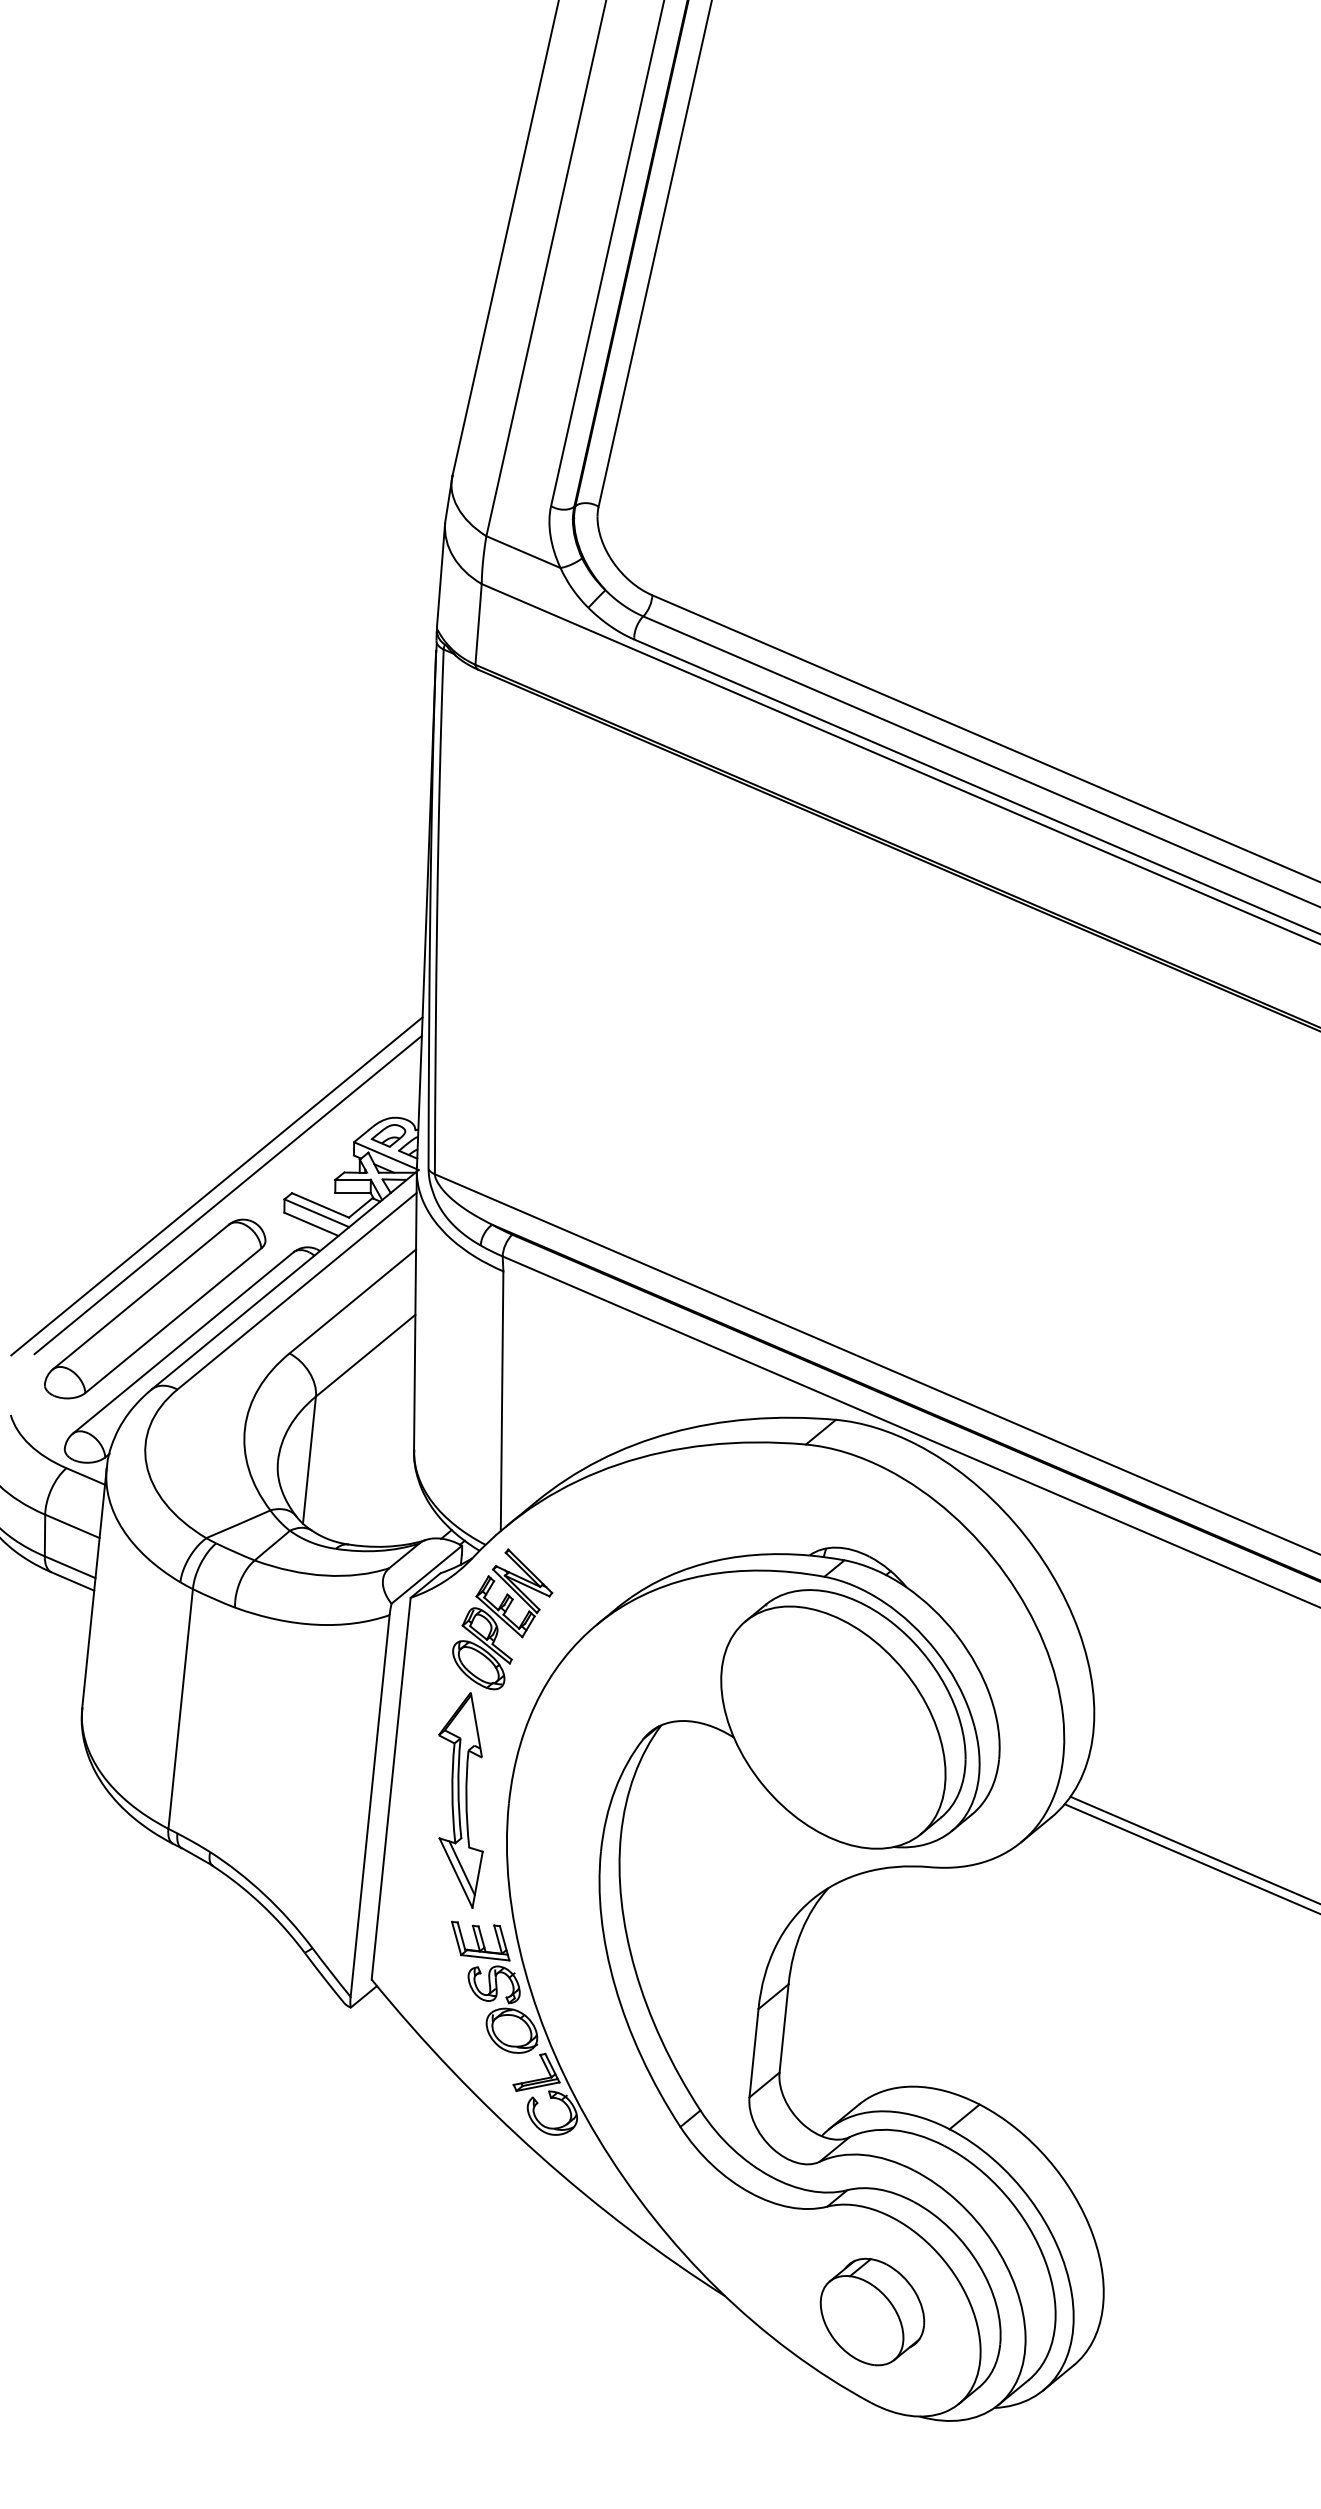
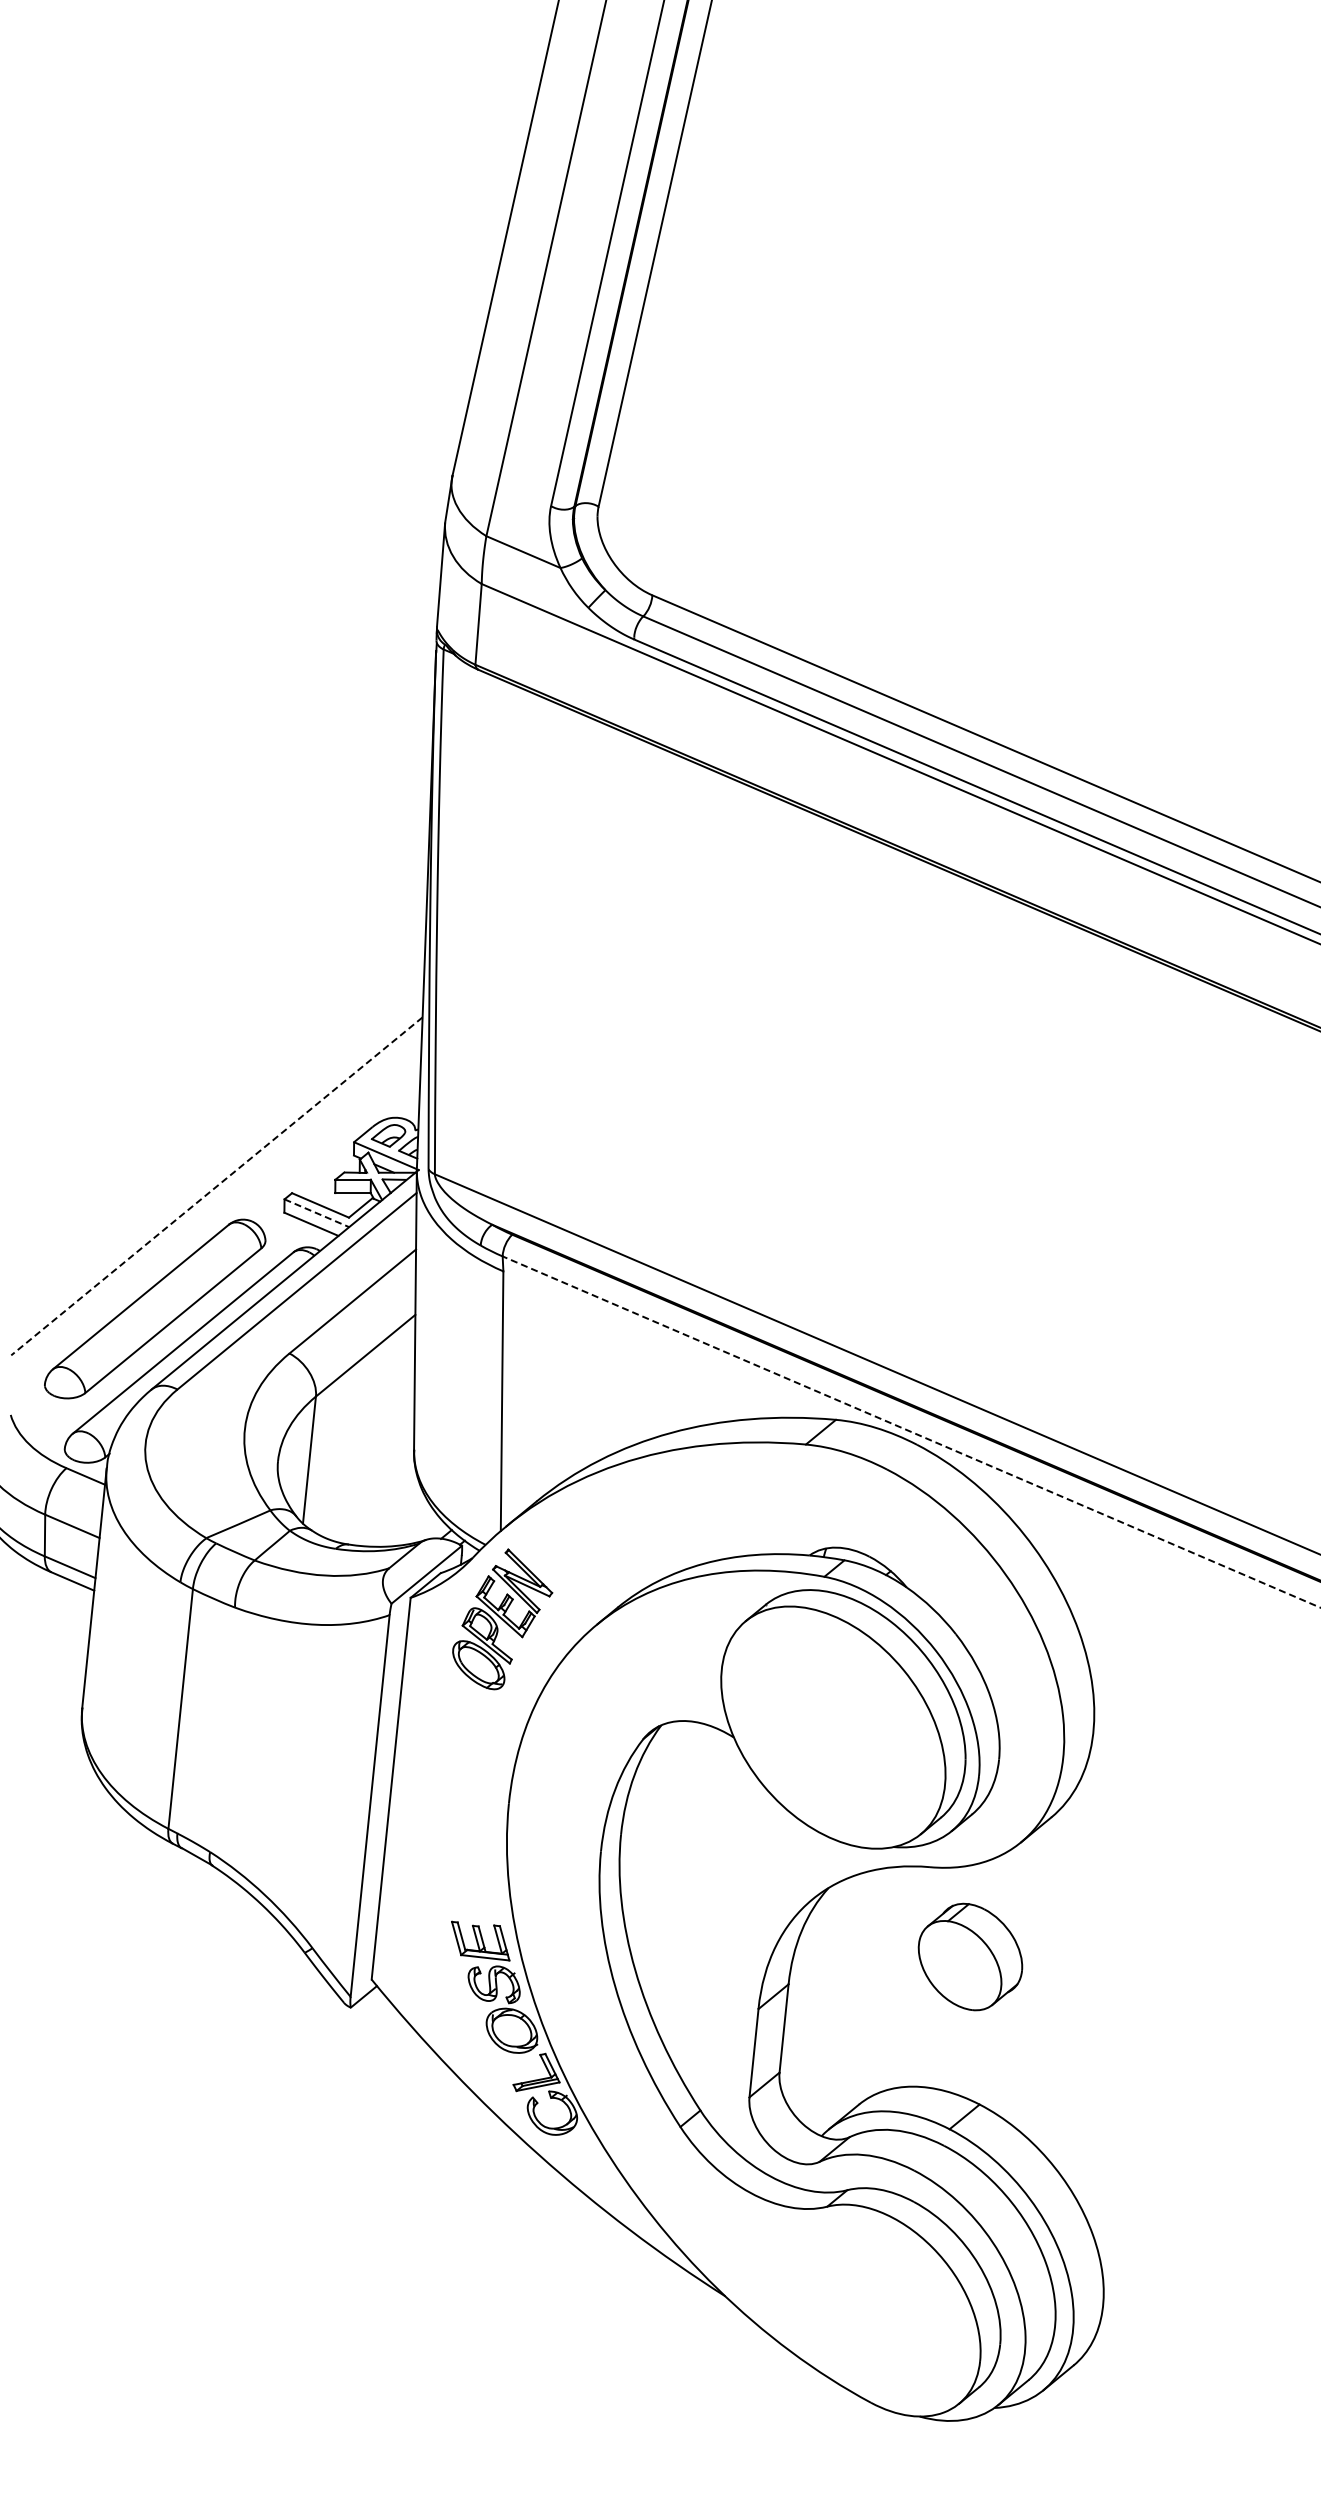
line: solid -> dashed (216, 1186)
line: present -> none (227, 1194)
line: solid -> dashed (317, 1213)
line: solid -> dashed (911, 1431)
part: present -> none (460, 1800)
line: present -> none (1193, 1849)
line: present -> none (1190, 1858)
part position: (872, 2311) -> (970, 1956) (970, 1956)
